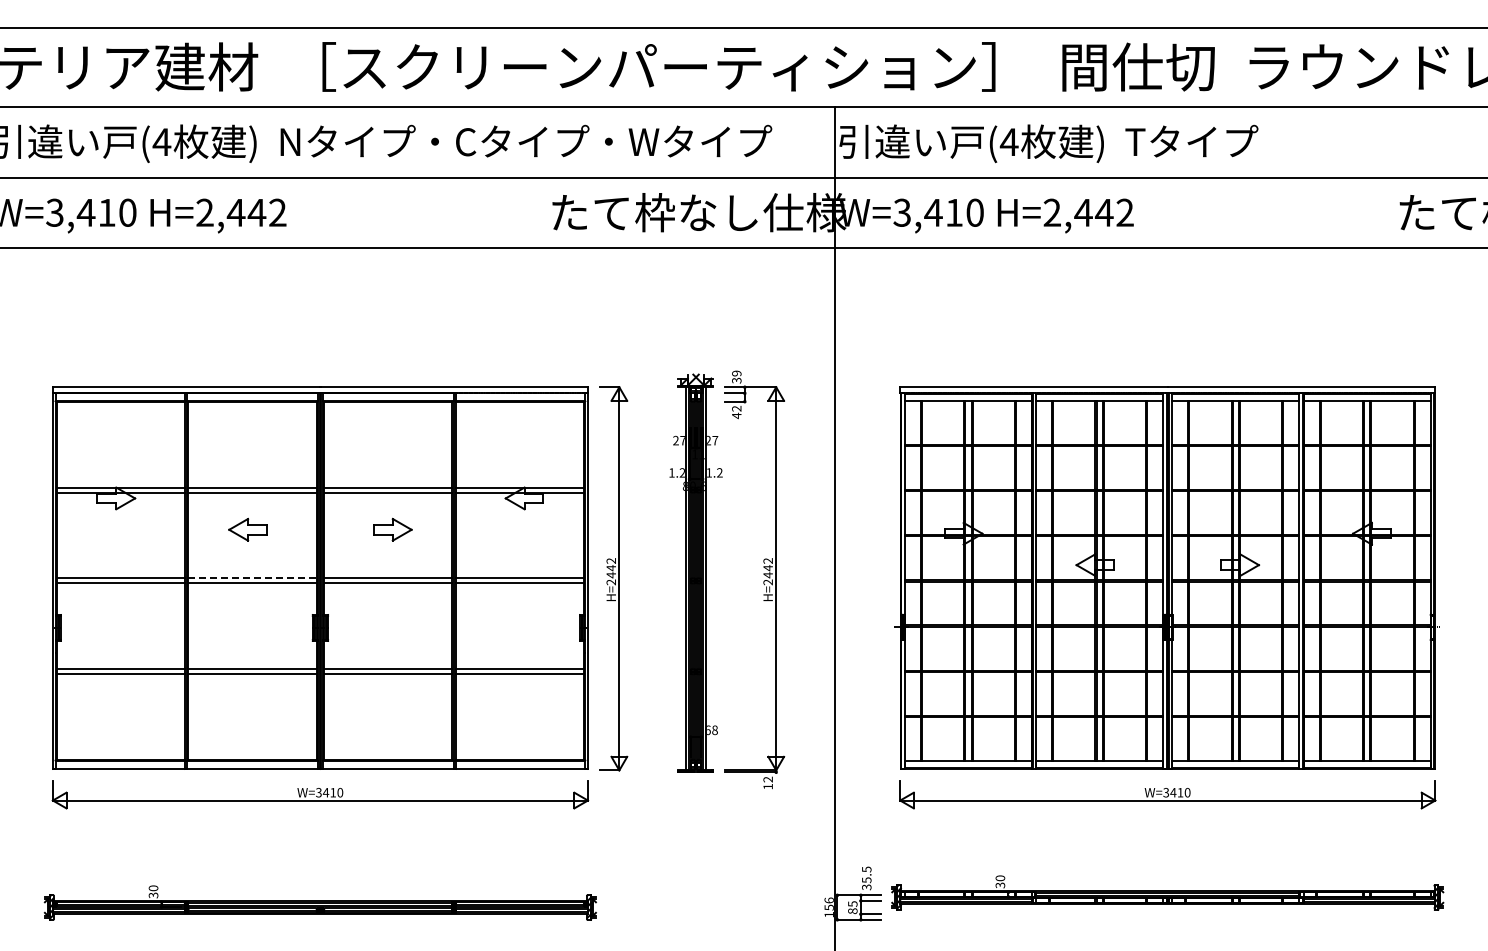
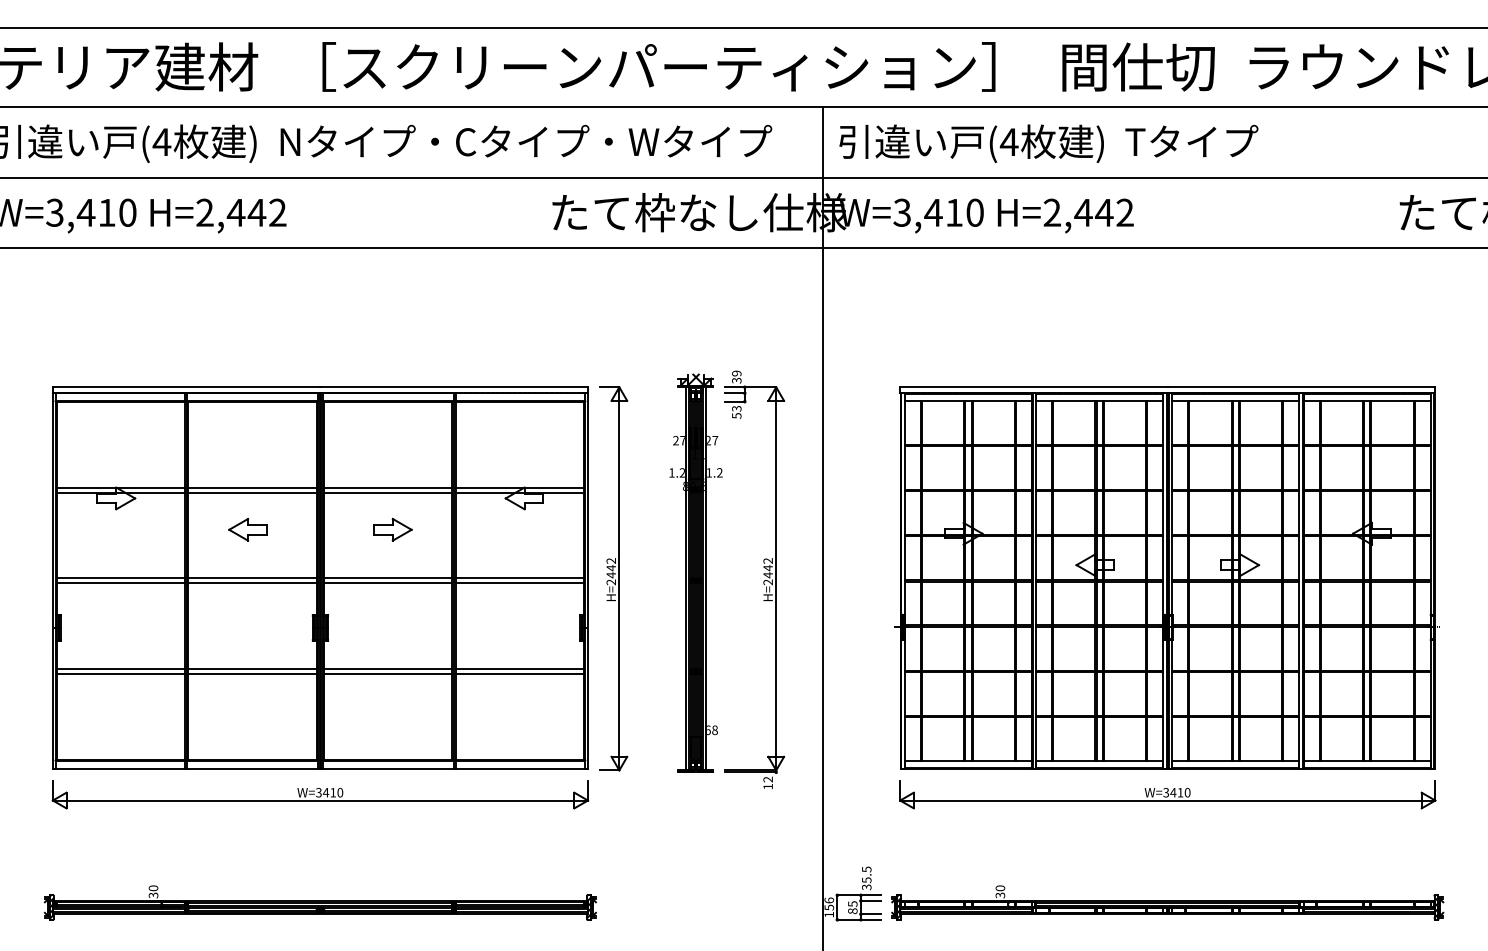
text: 42 -> 53 (736, 412)
line position: (834, 526) -> (822, 526) (822, 526)
line: dashed -> solid (253, 578)
part position: (1167, 892) -> (1167, 902) (1167, 902)
